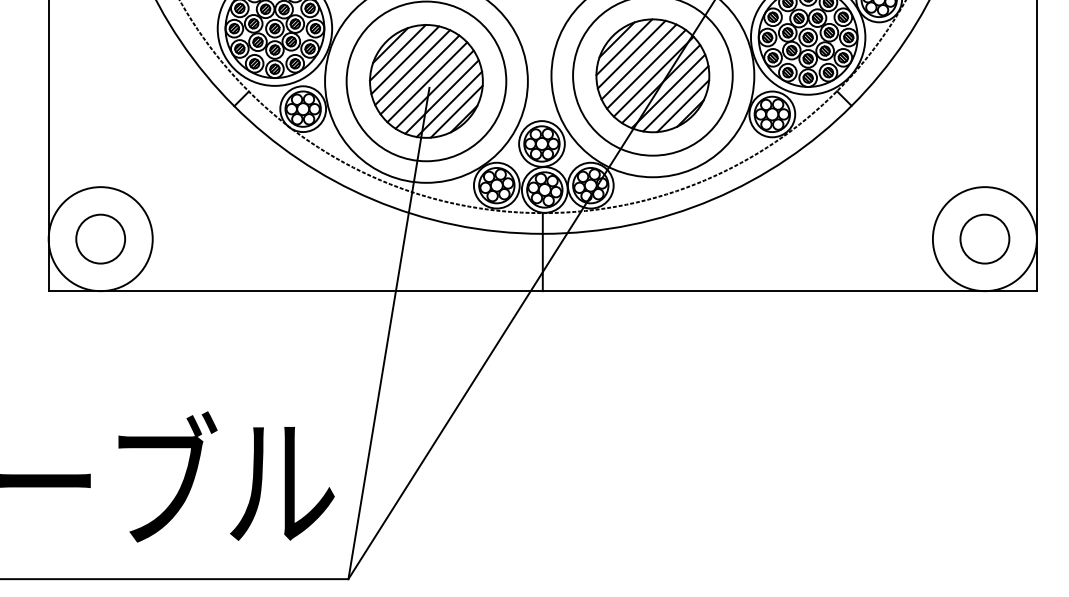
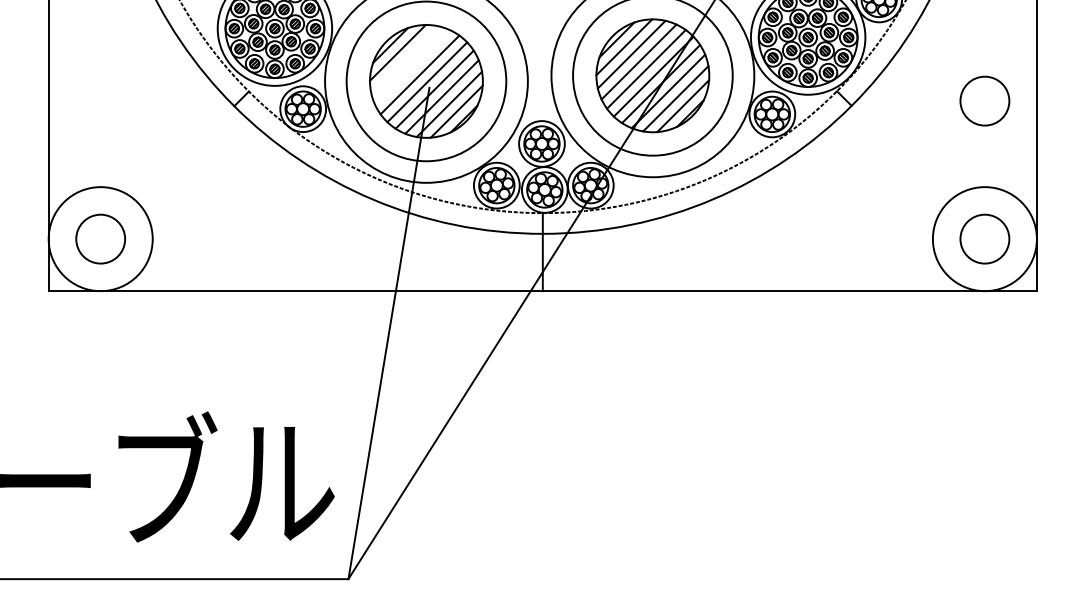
line: present -> none (405, 60)
line: present -> none (412, 67)
circle: none -> present (984, 100)
